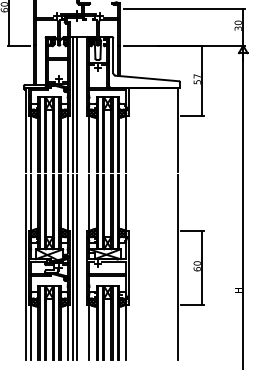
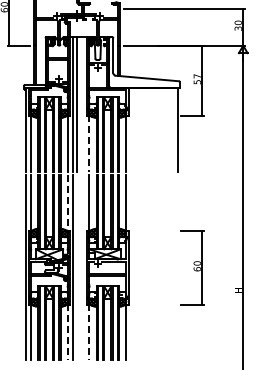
line: solid -> dashed (89, 143)
line: solid -> dashed (67, 203)
line: present -> none (77, 267)
line: present -> none (177, 267)
line: solid -> dashed (67, 332)
line: solid -> dashed (89, 332)
